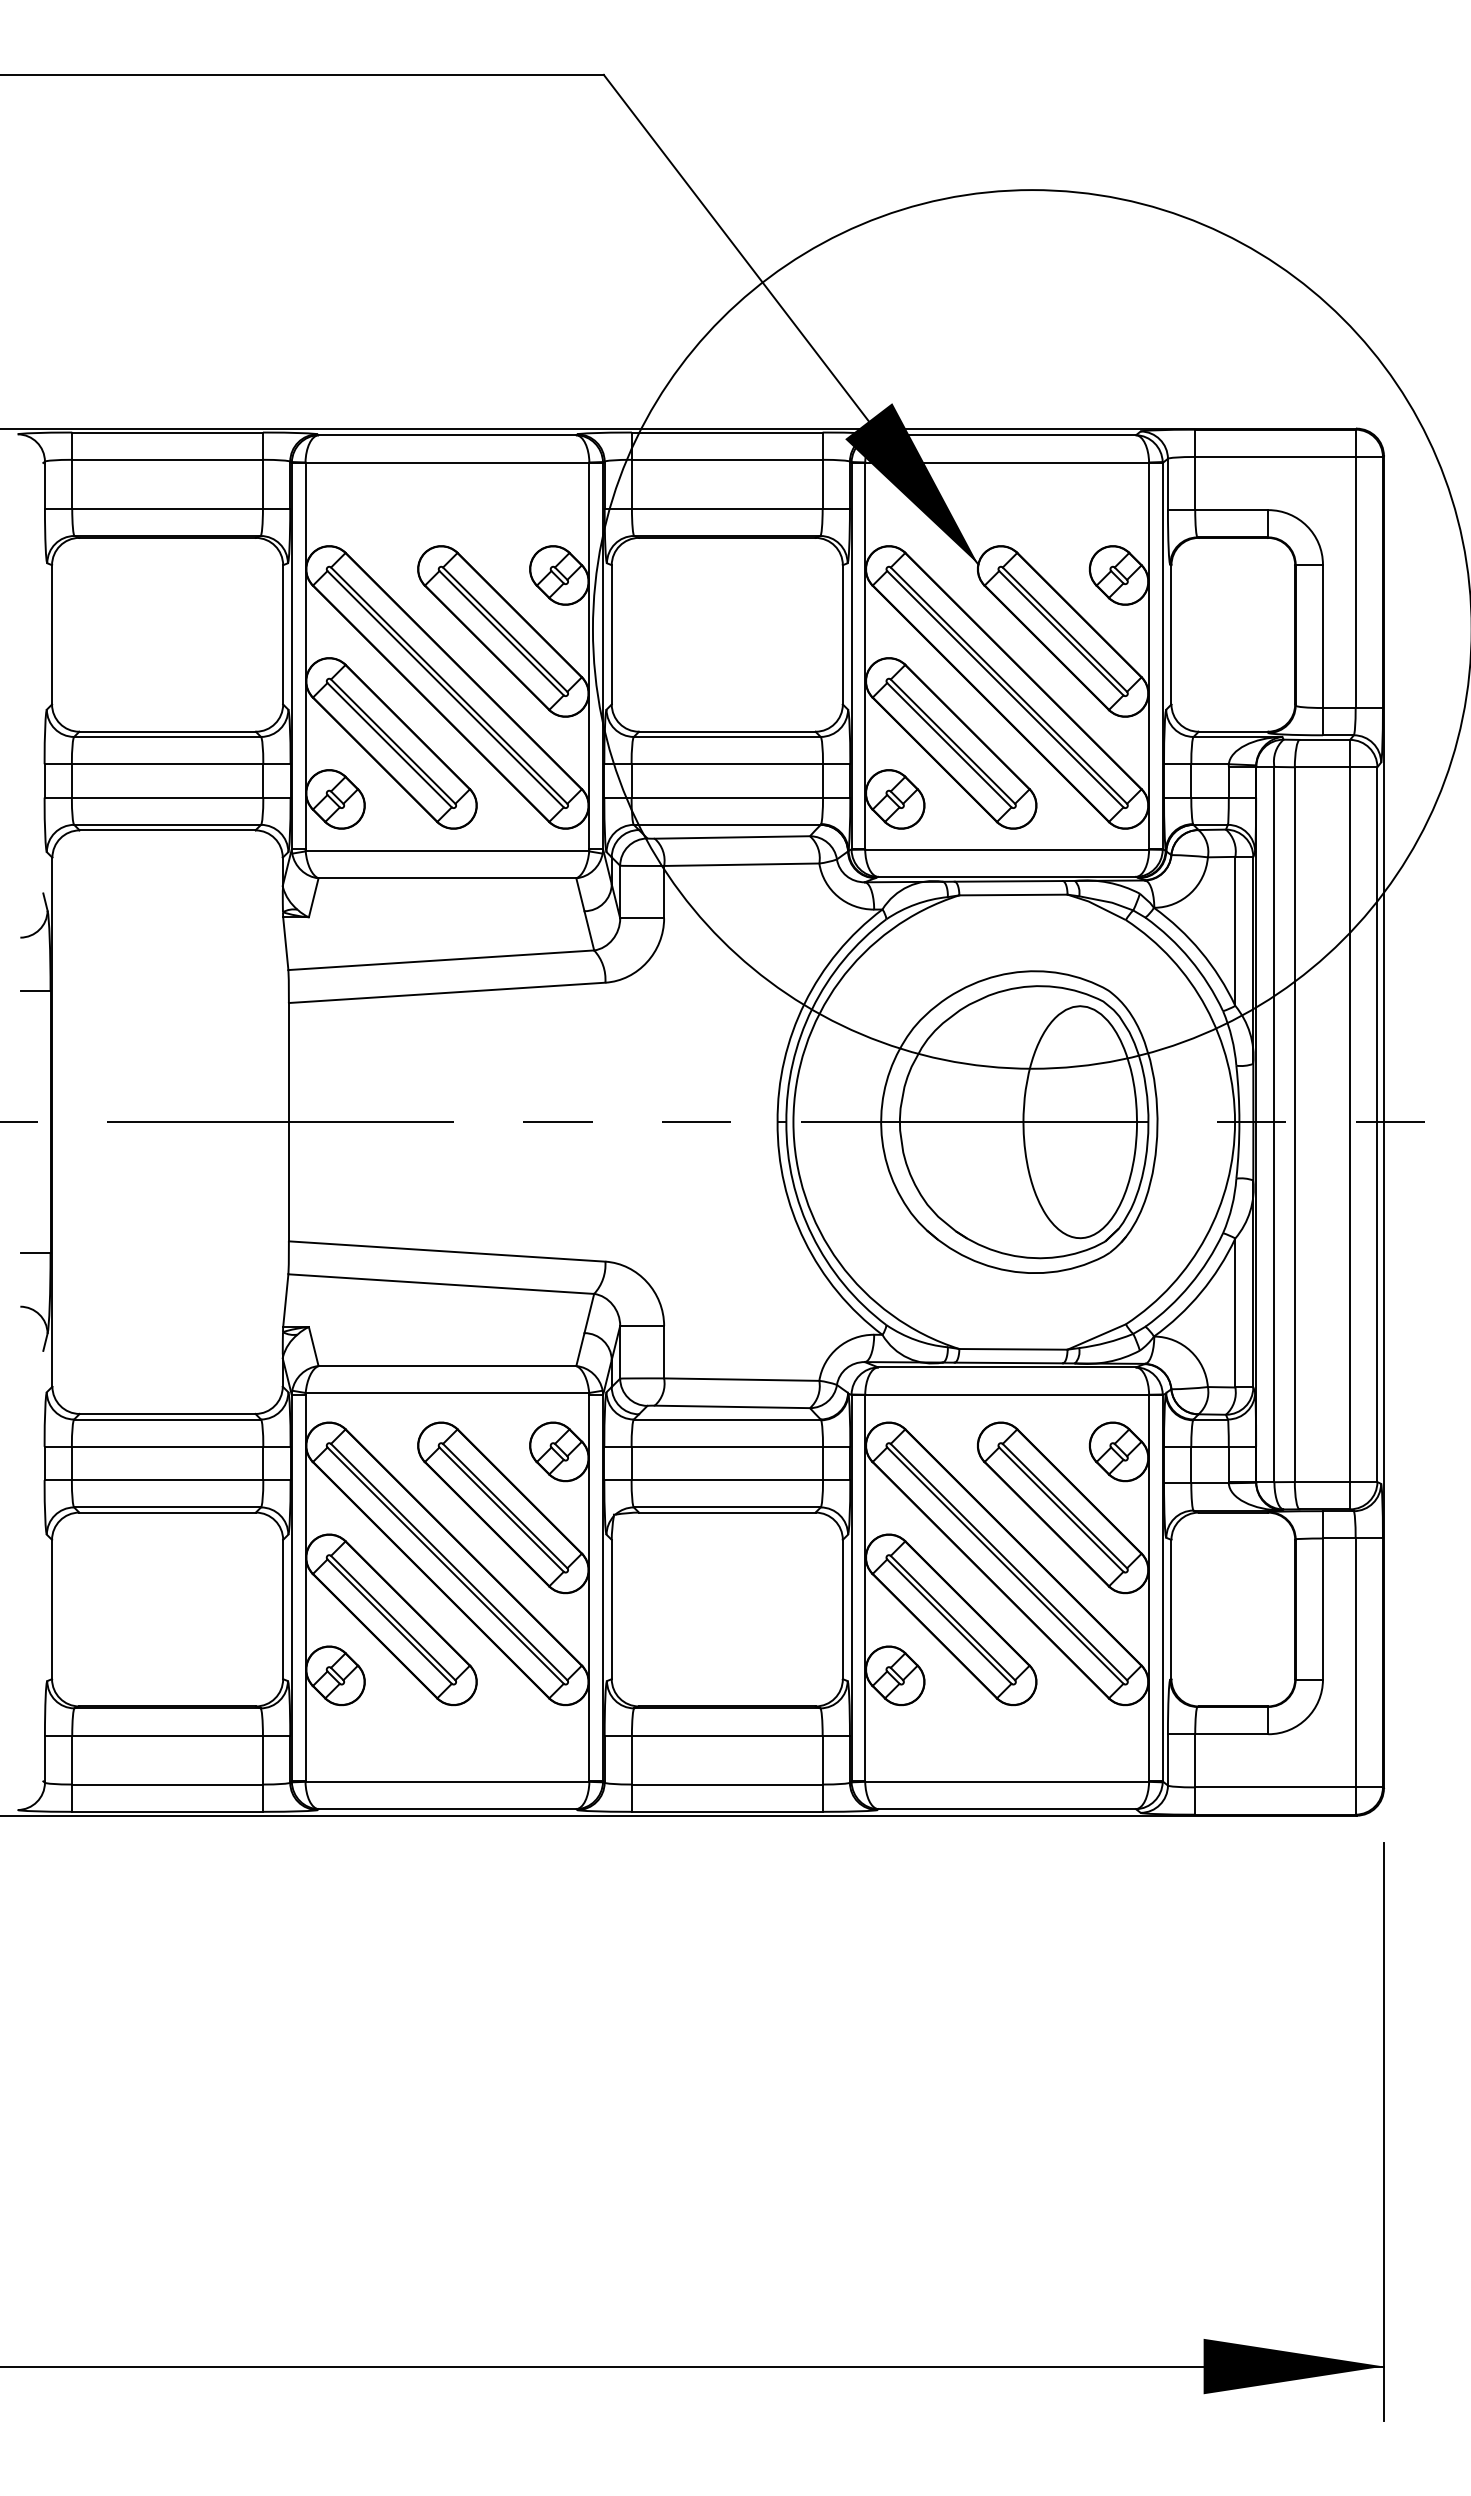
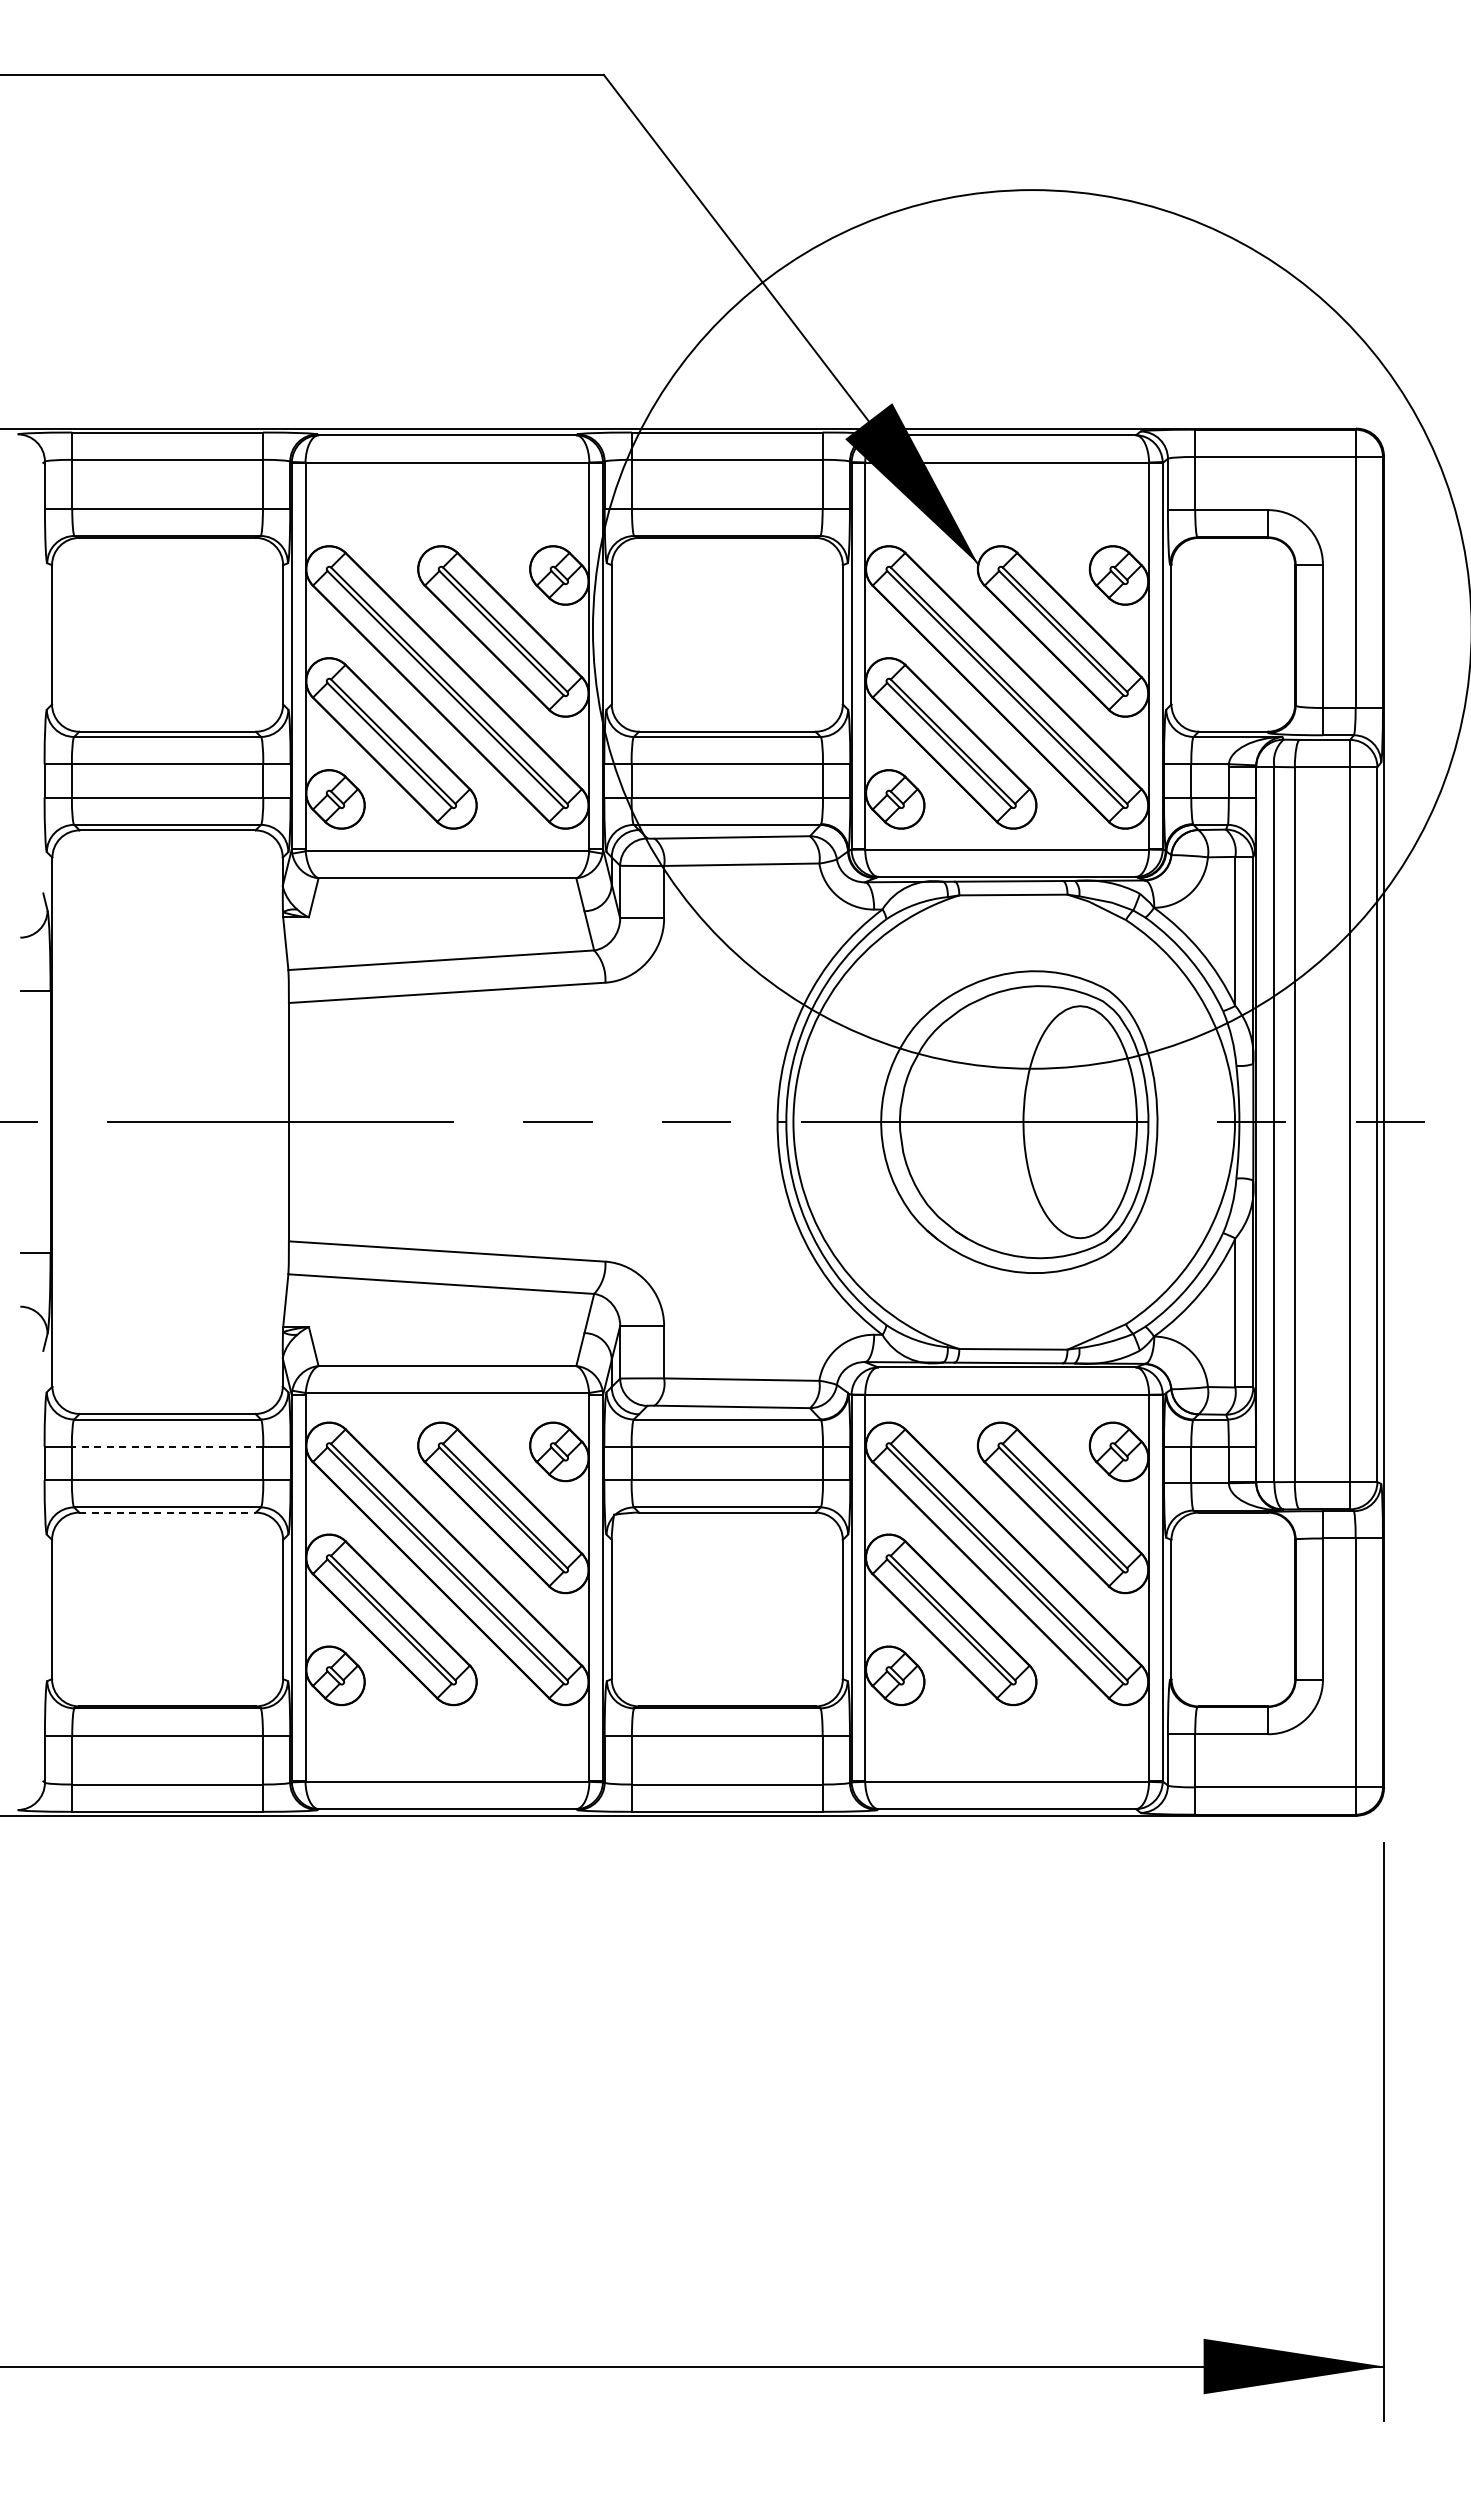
line: solid -> dashed (167, 1446)
line: solid -> dashed (168, 1512)
